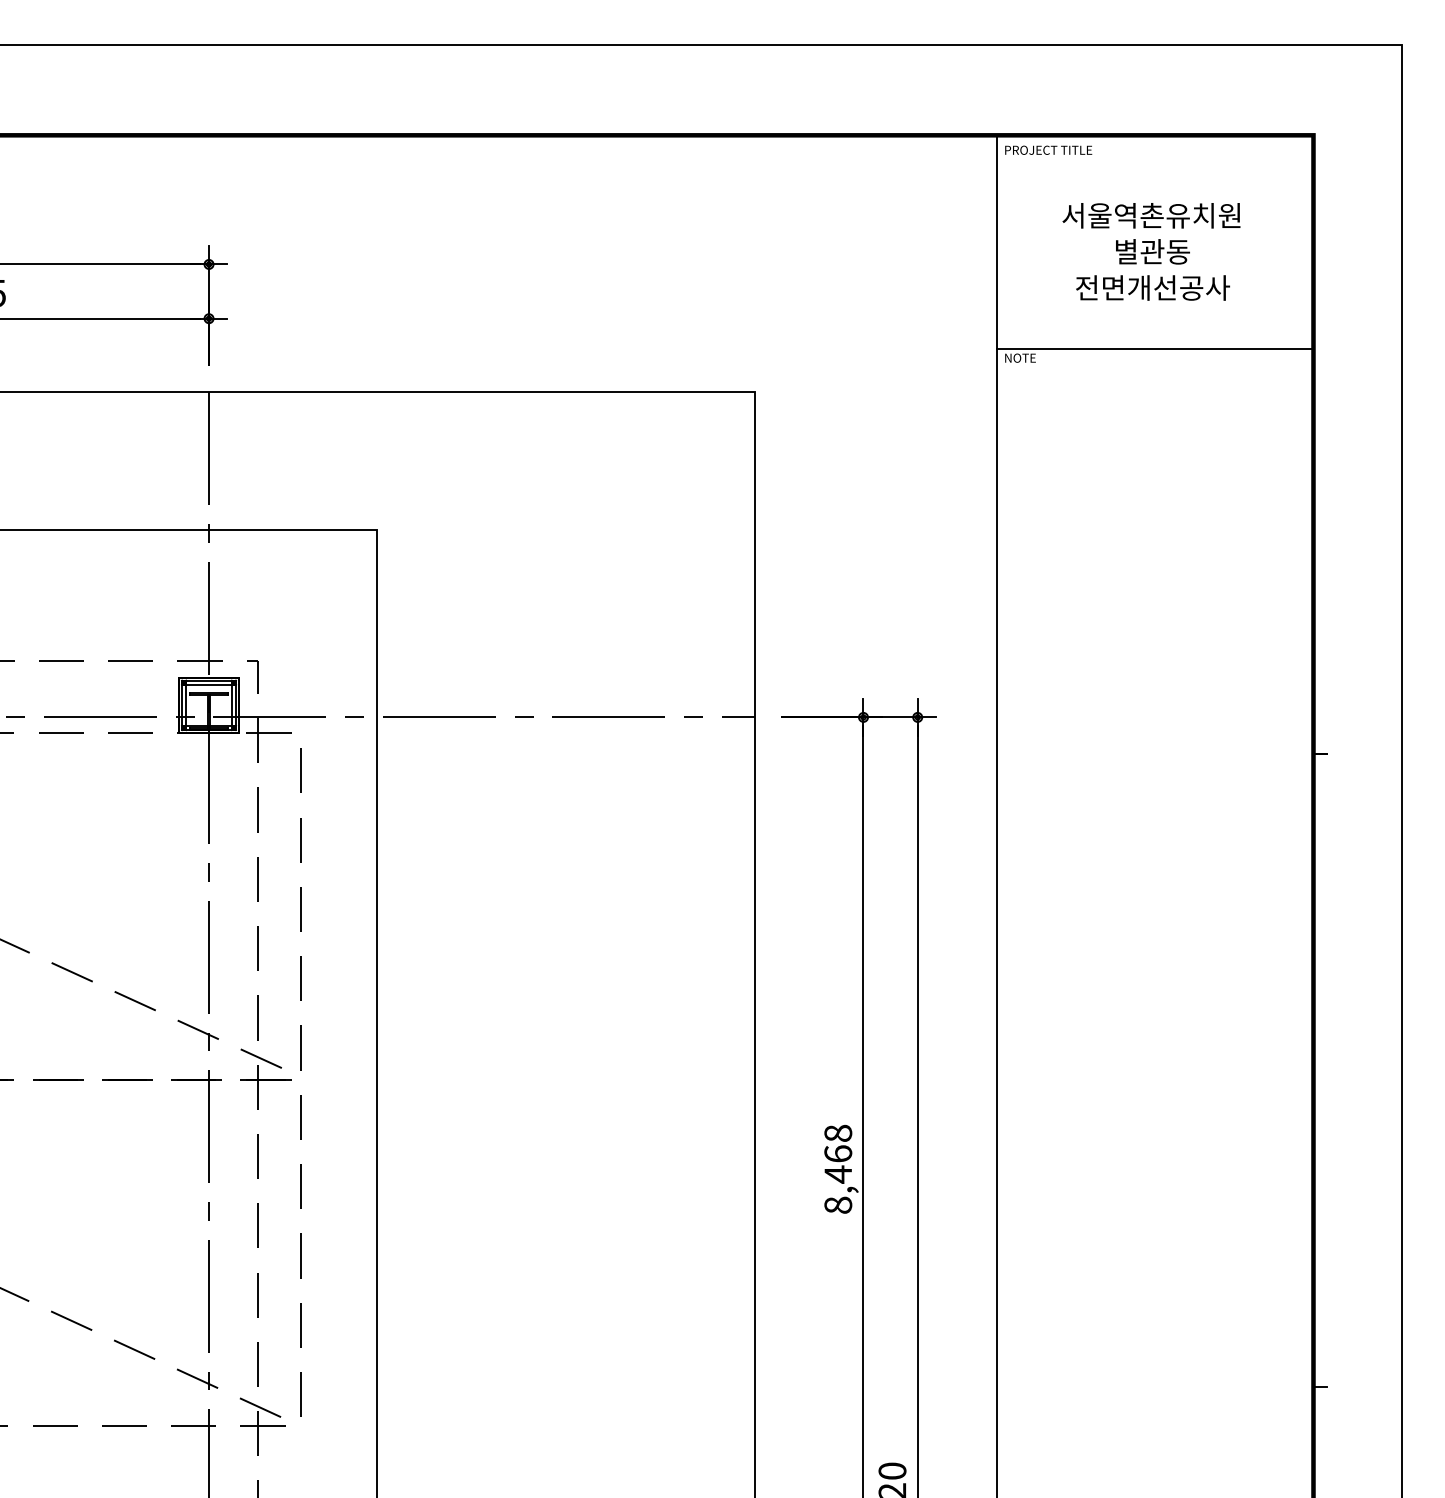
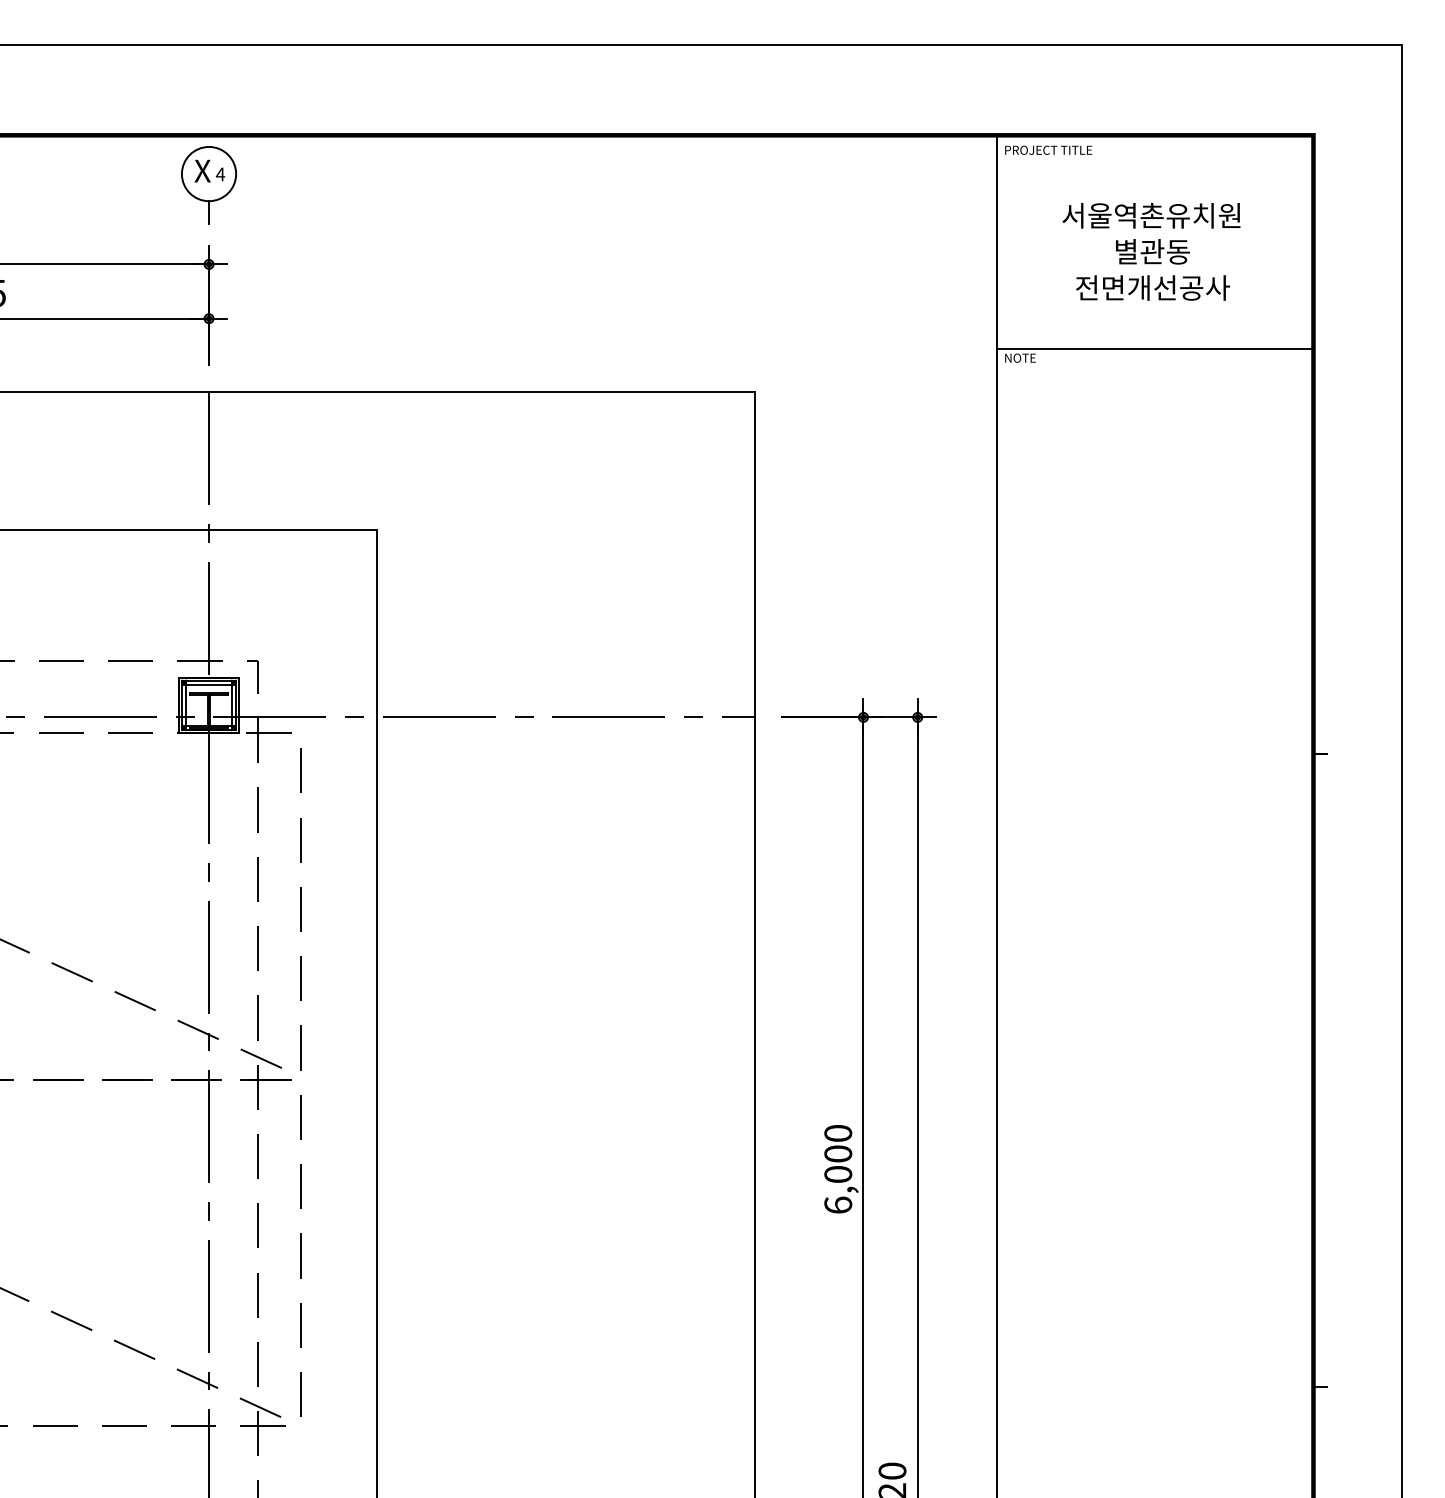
part: none -> present (208, 185)
text: 8,468 -> 6,000 (838, 1168)
